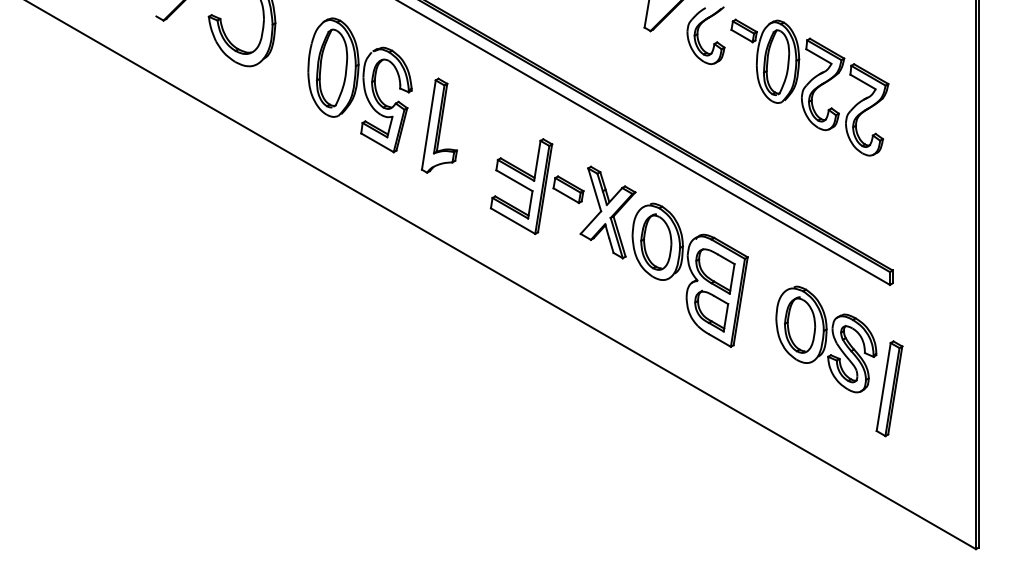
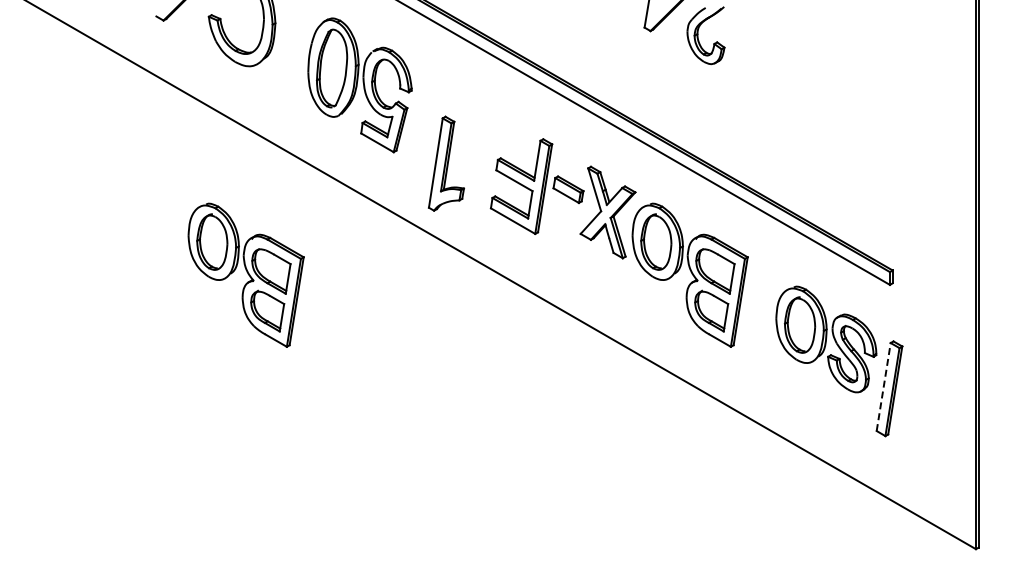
part: present -> none (809, 87)
part position: (439, 125) -> (446, 163) (446, 163)
part: none -> present (245, 274)
line: solid -> dashed (883, 387)
